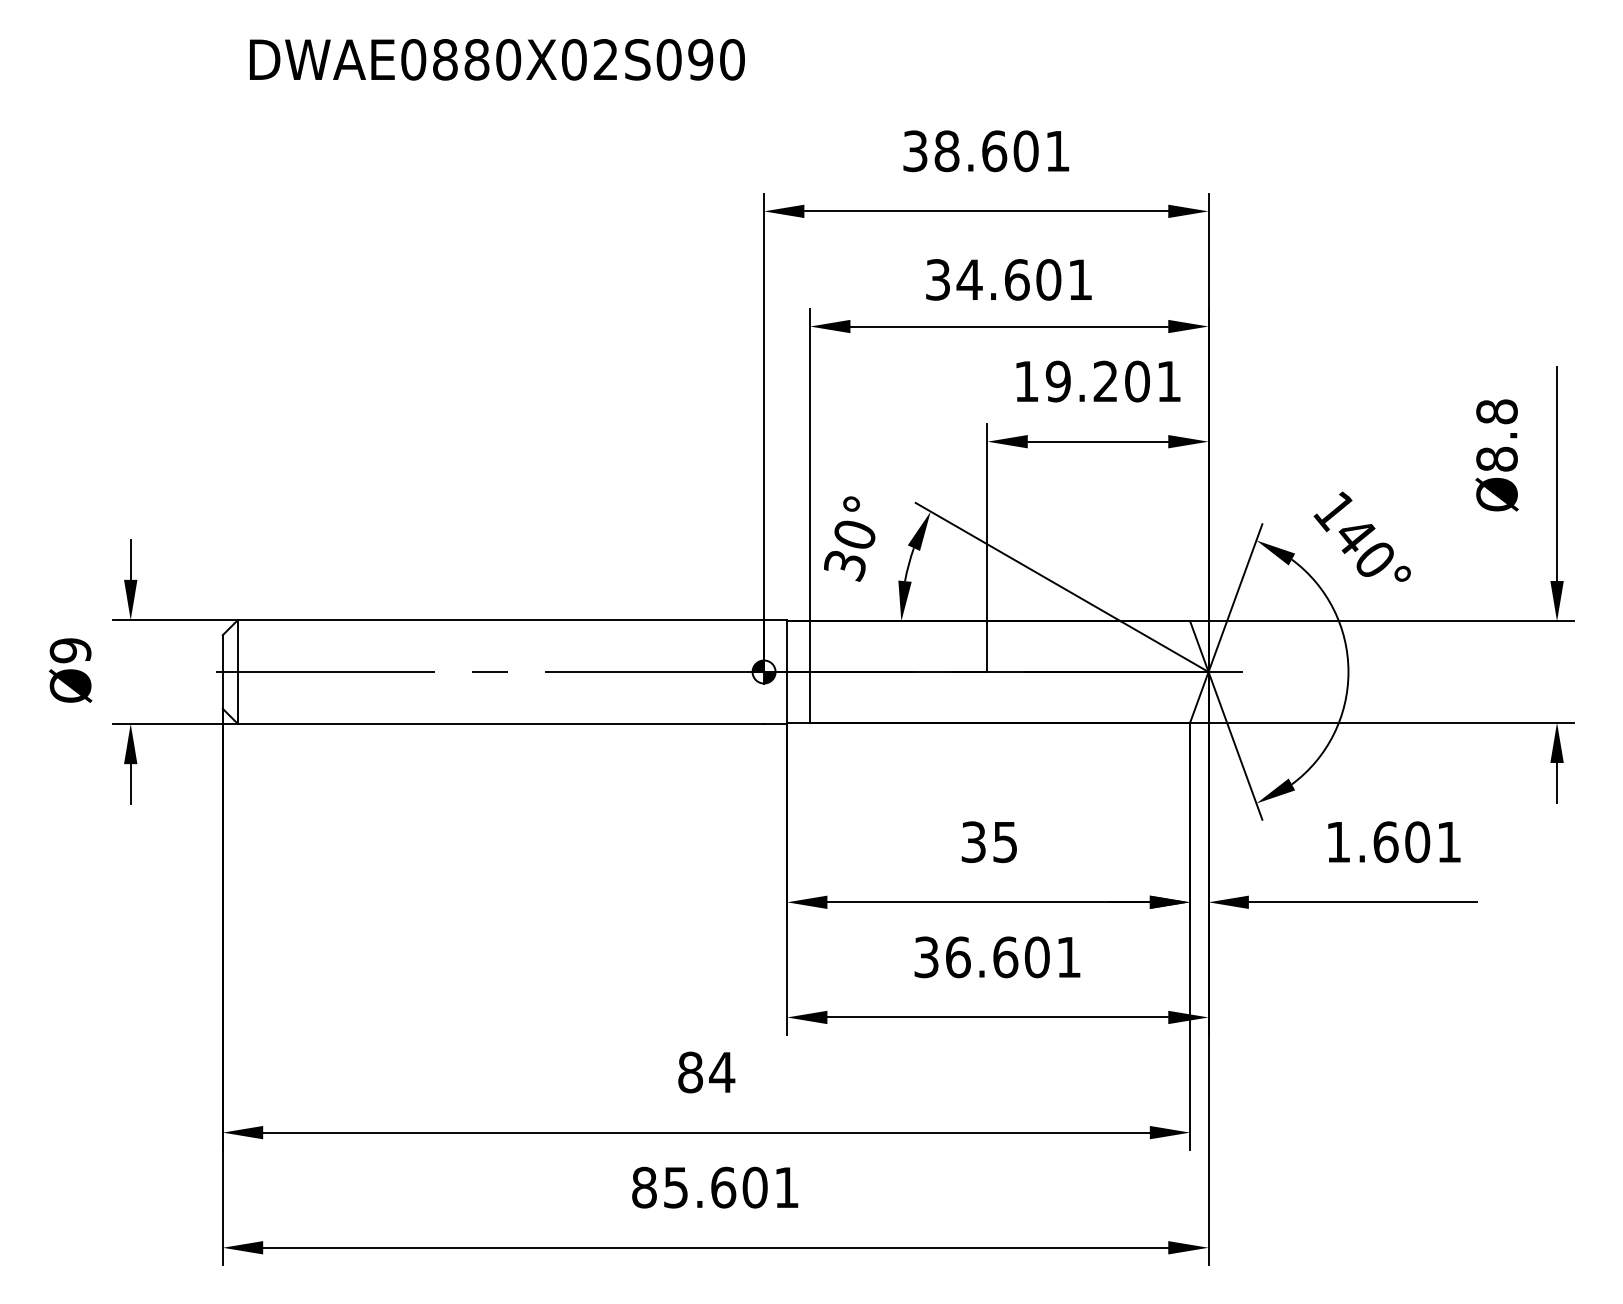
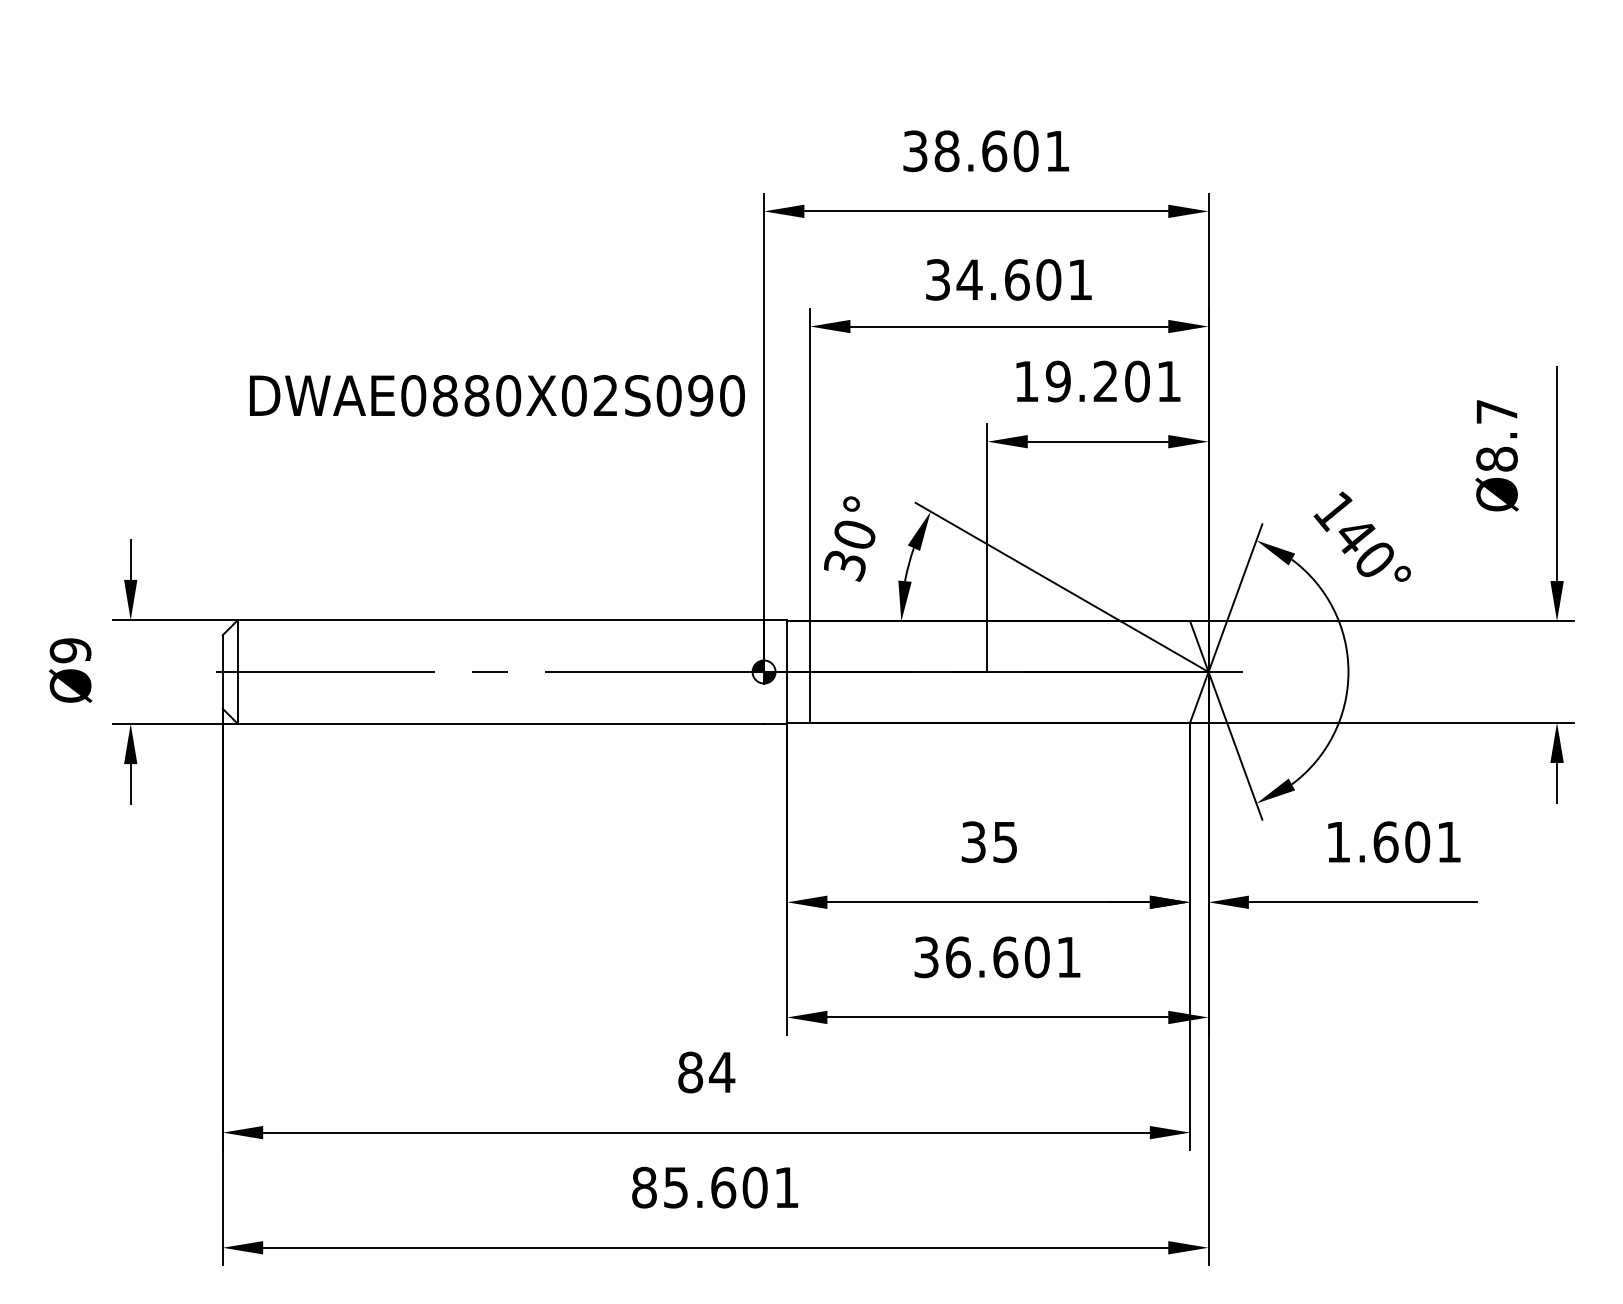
text position: (497, 59) -> (497, 395) (497, 395)
text: Ø8.8 -> Ø8.7 (1496, 411)
